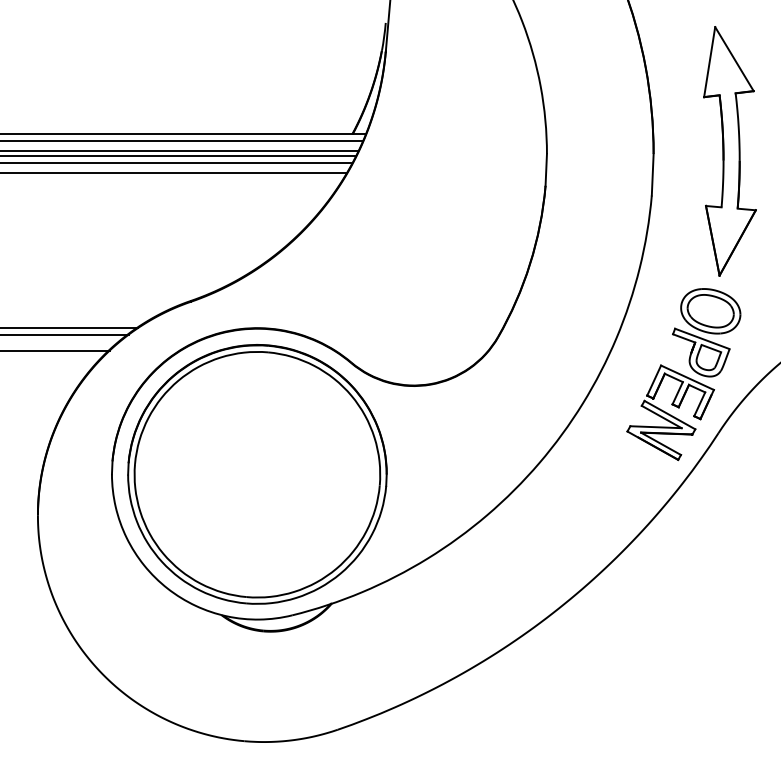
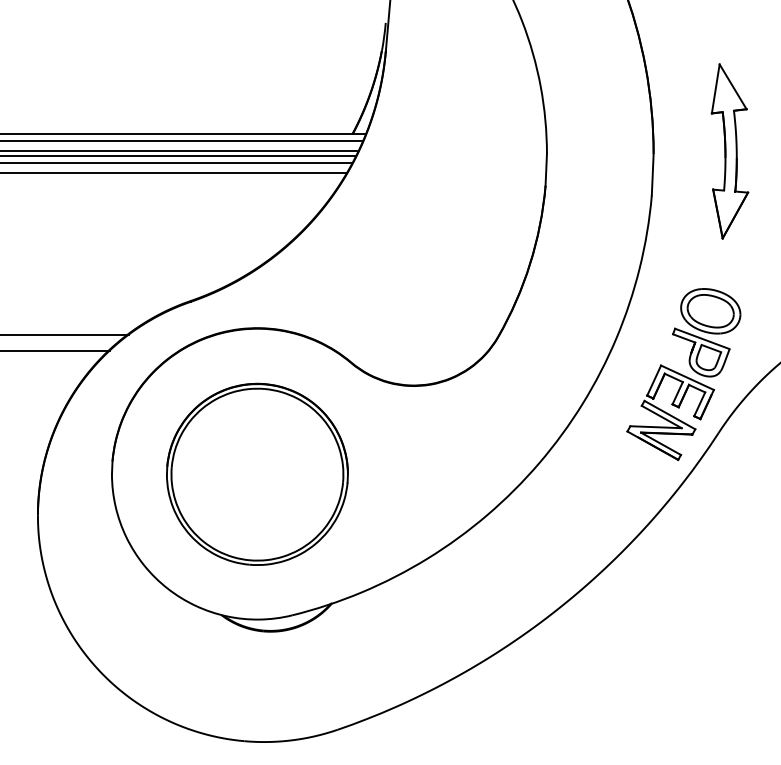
part size: 54x251 px -> 40x177 px (729, 151)
line: present -> none (69, 328)
part size: 261x261 px -> 183x184 px (257, 473)
